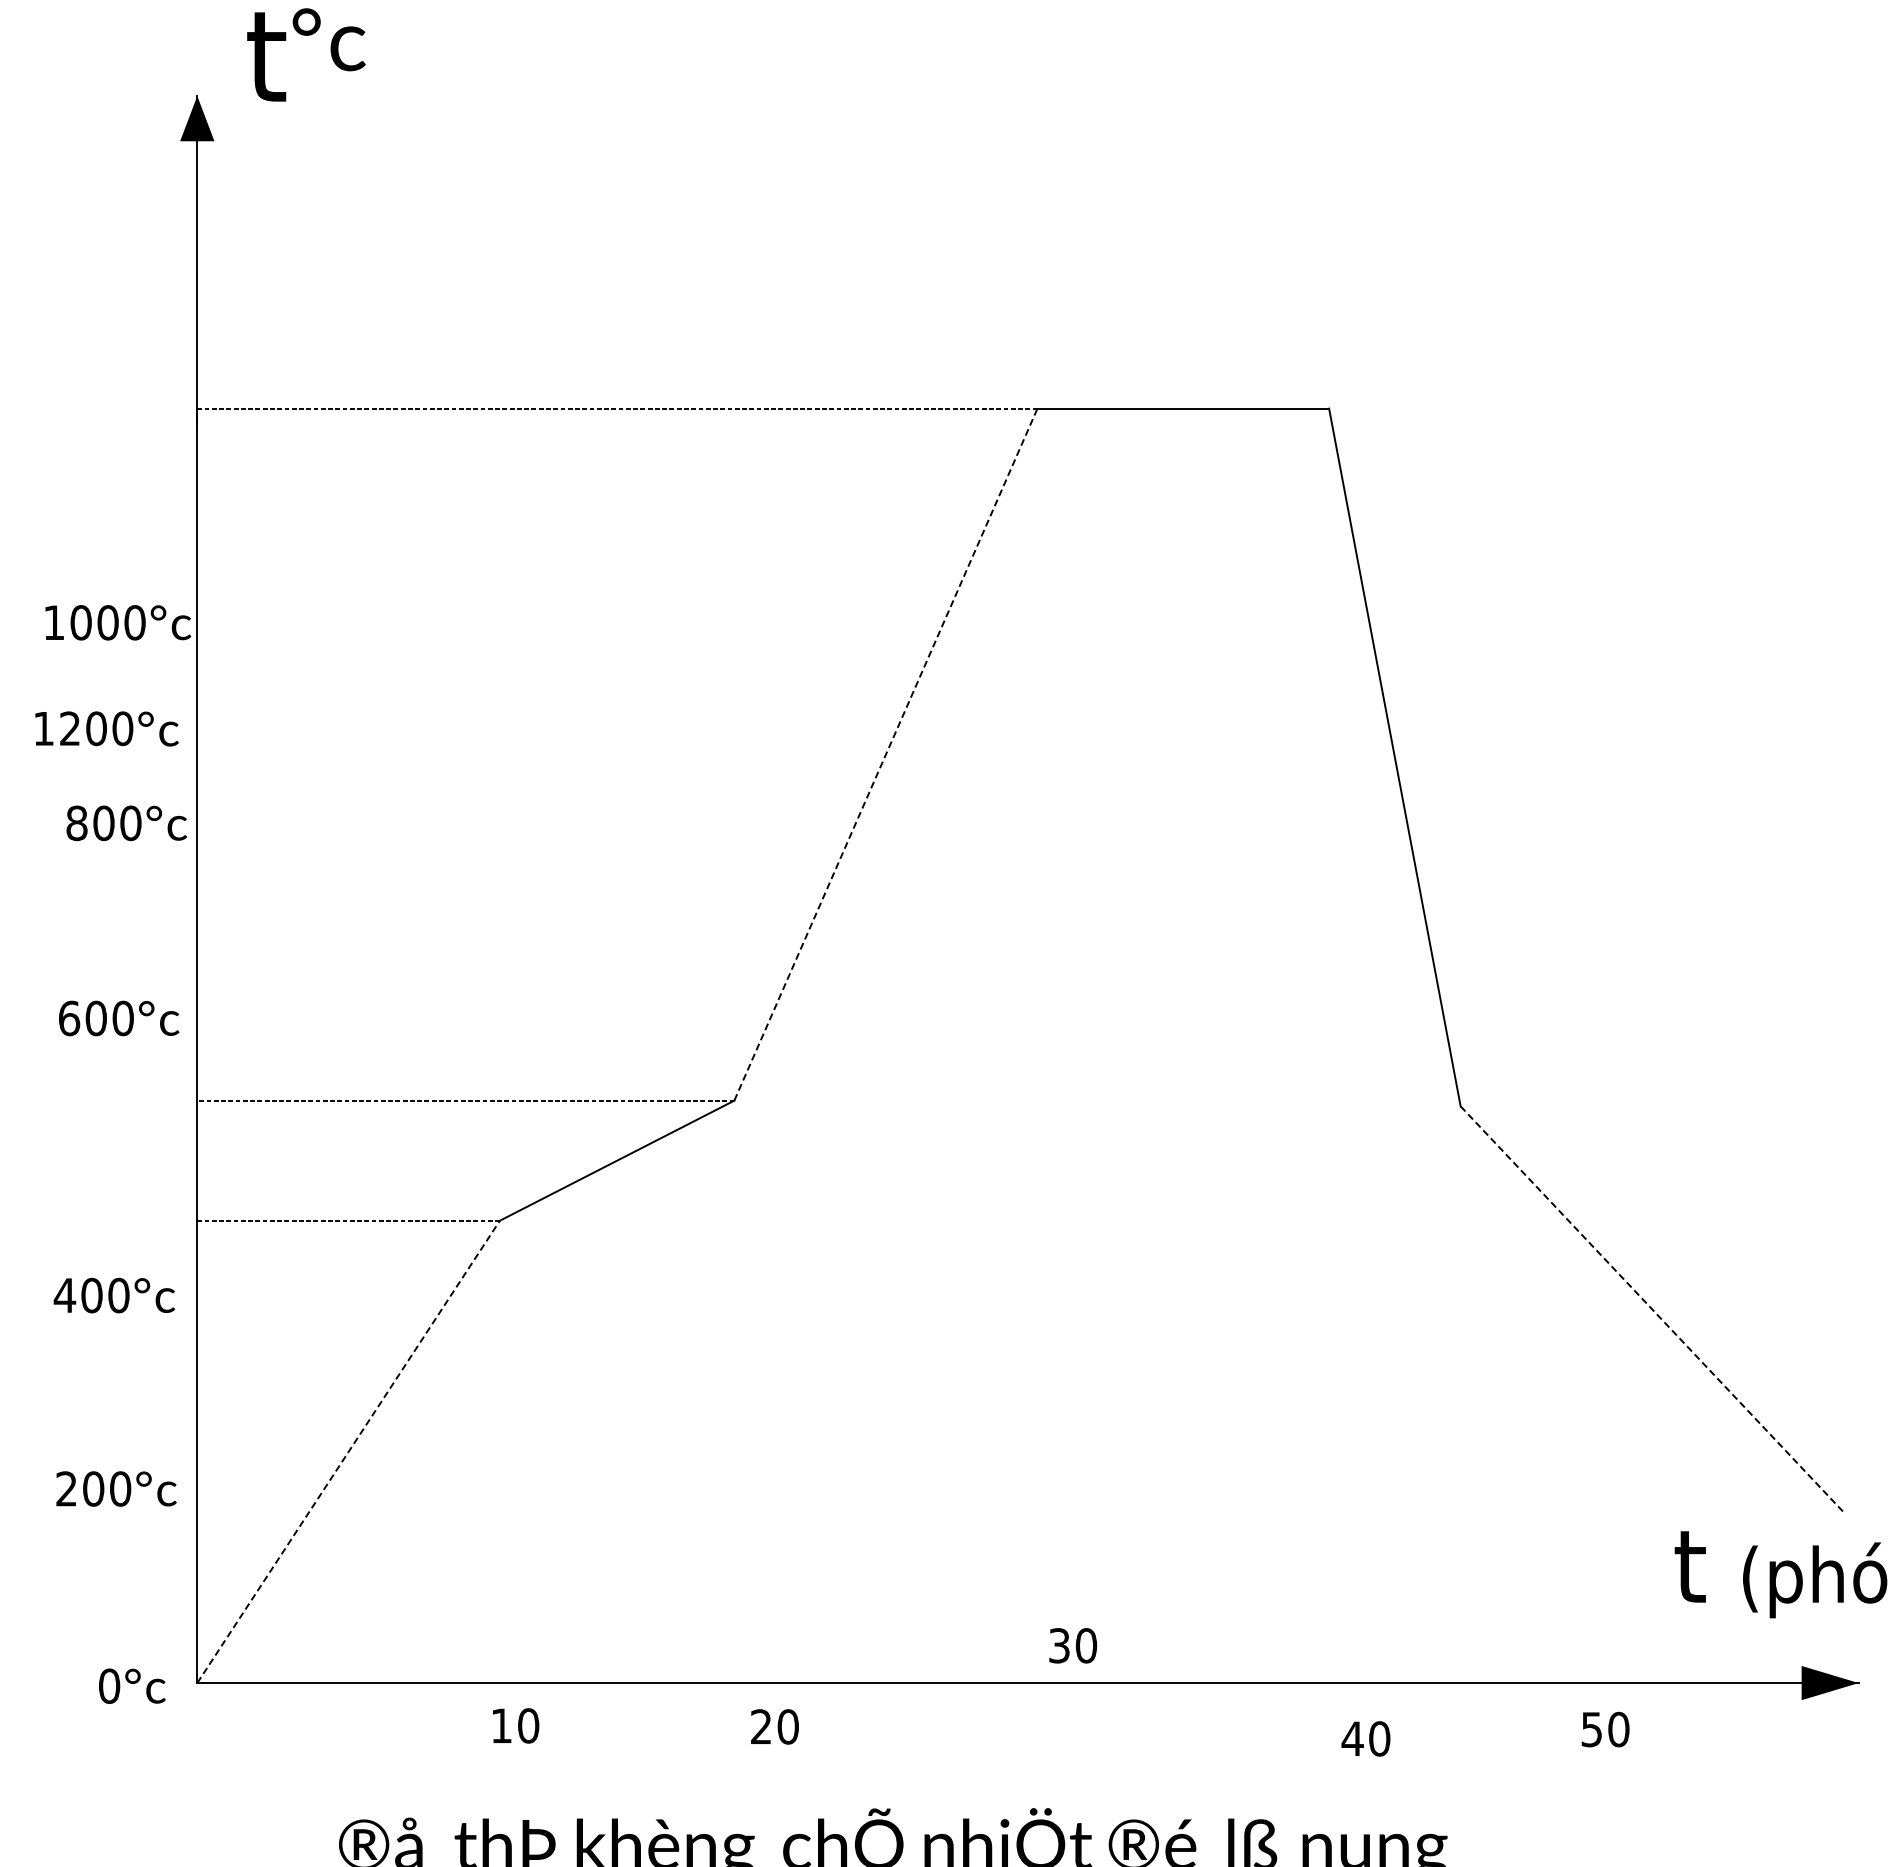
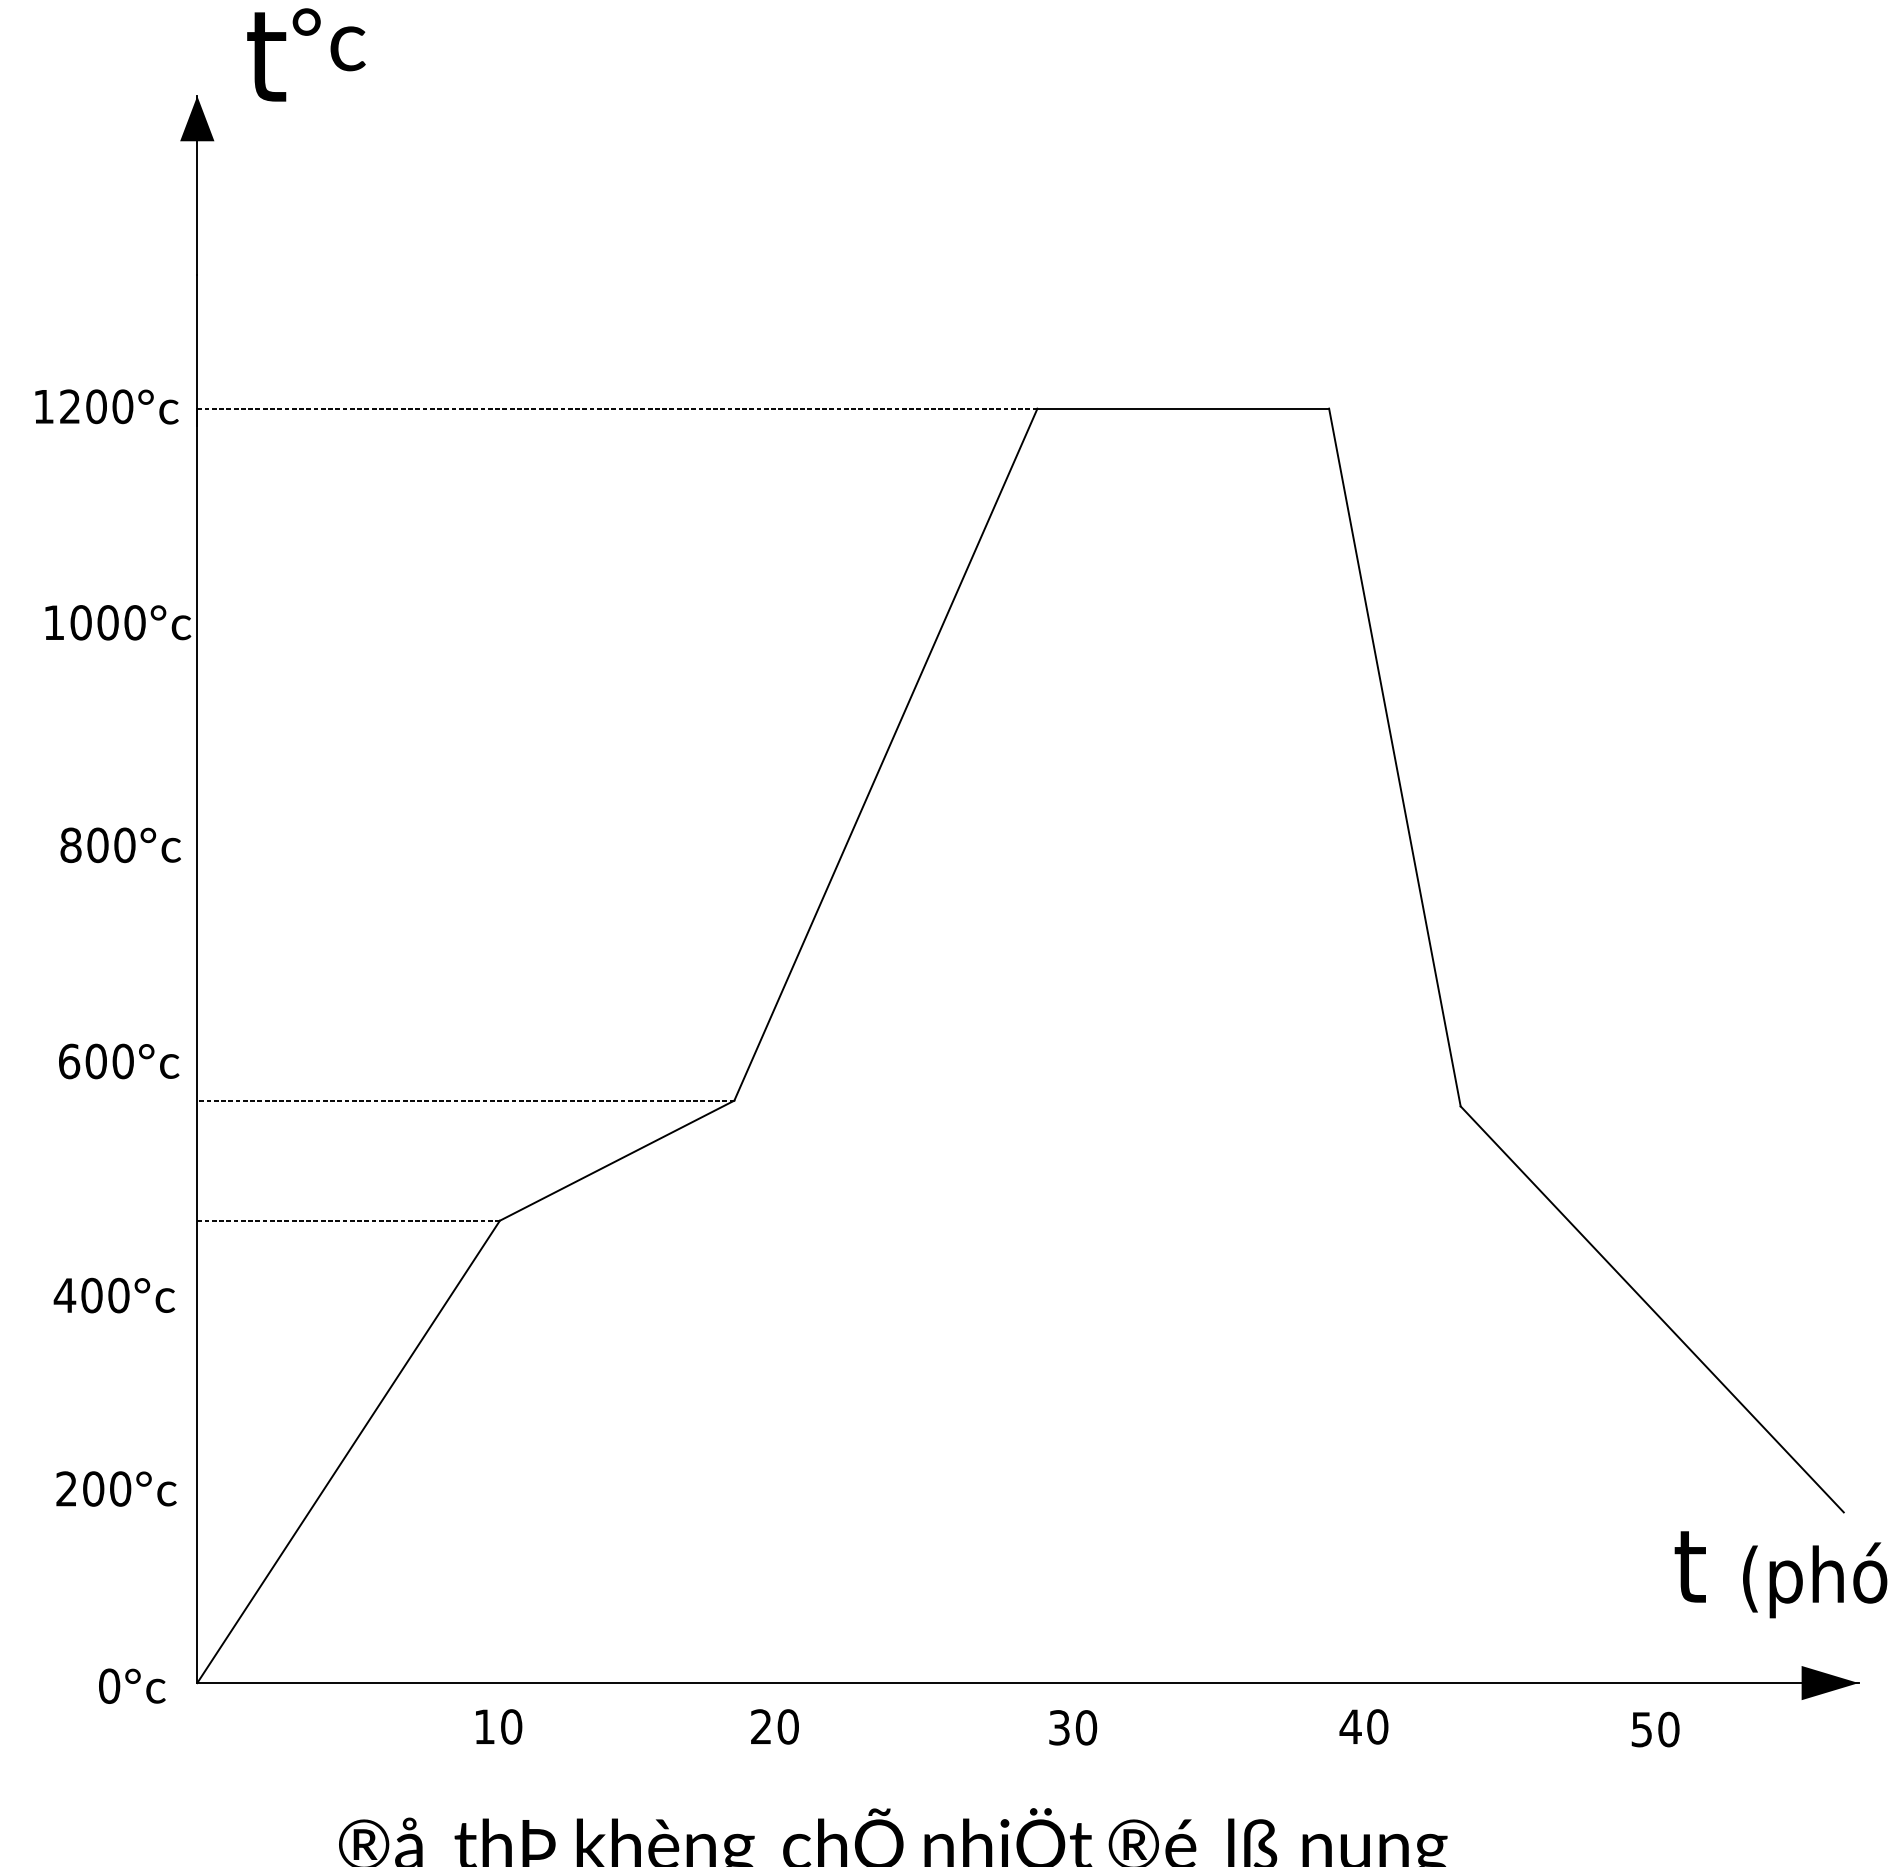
text position: (106, 728) -> (106, 406) (106, 406)
line: dashed -> solid (885, 754)
text position: (126, 823) -> (120, 845) (120, 845)
text position: (119, 1018) -> (119, 1061) (119, 1061)
line: dashed -> solid (1652, 1309)
line: dashed -> solid (348, 1451)
text position: (1073, 1645) -> (1073, 1727) (1073, 1727)
text position: (516, 1725) -> (499, 1726) (499, 1726)
text position: (1605, 1729) -> (1655, 1729) (1655, 1729)
text position: (1365, 1738) -> (1363, 1726) (1363, 1726)
